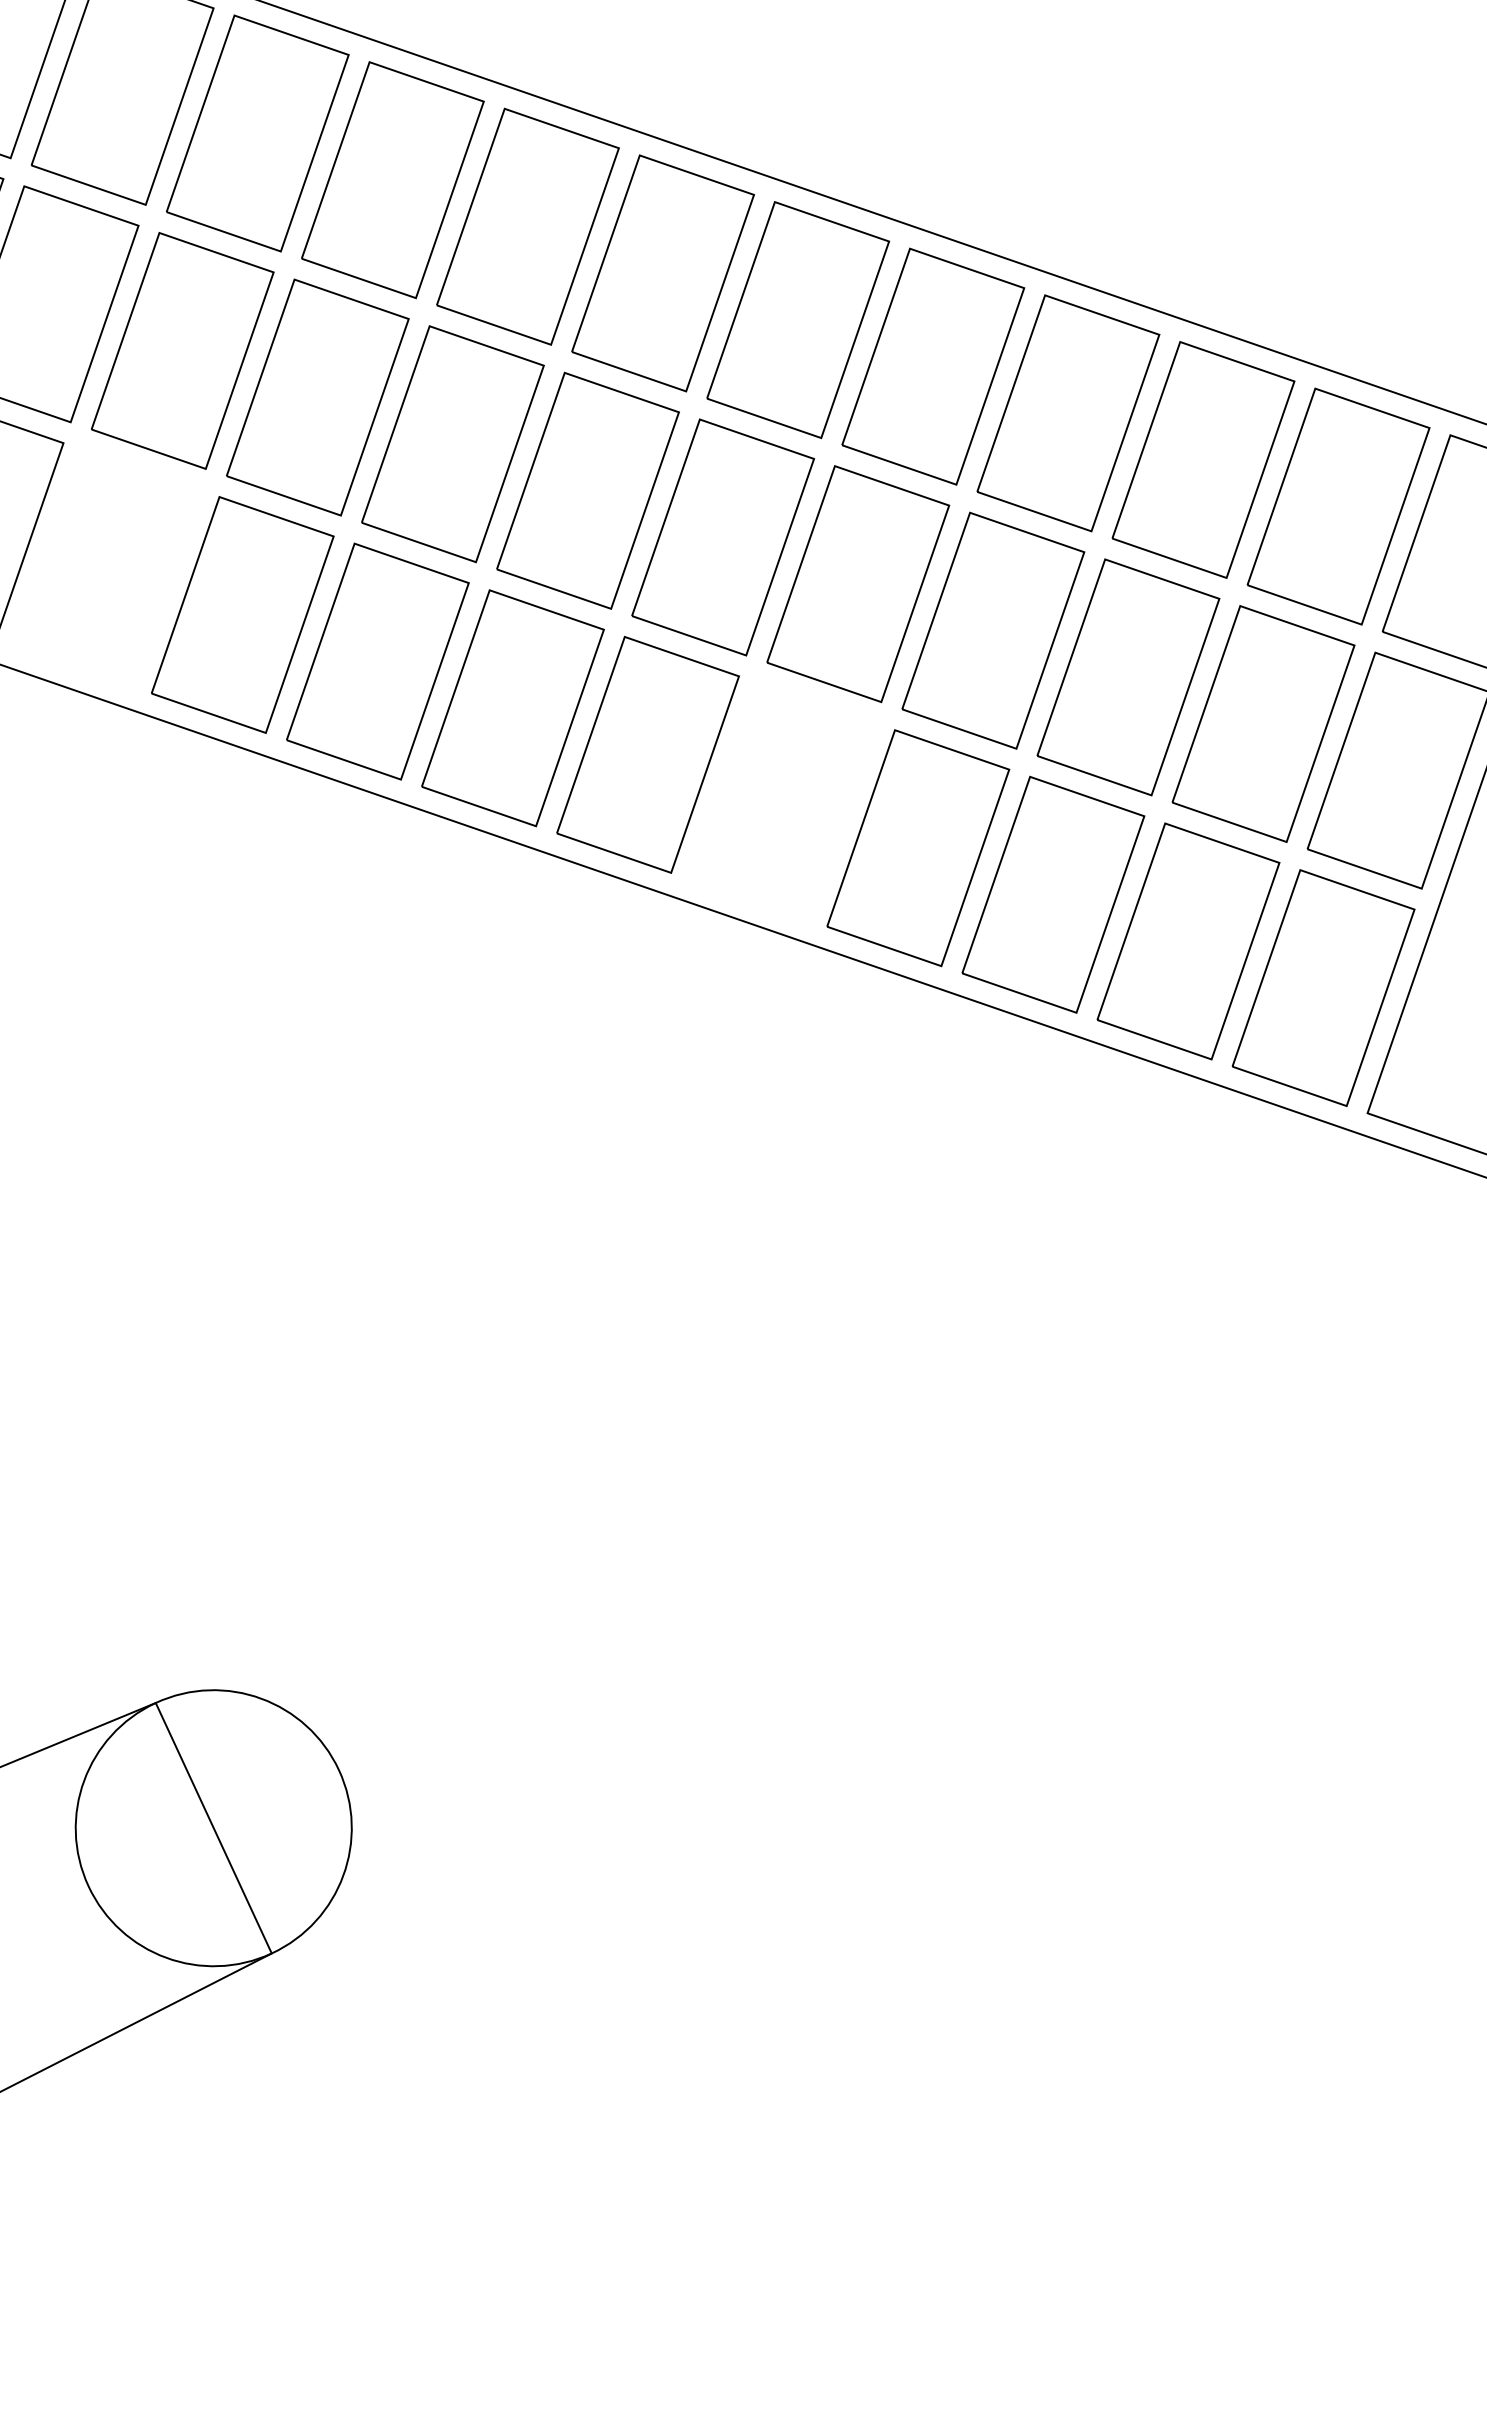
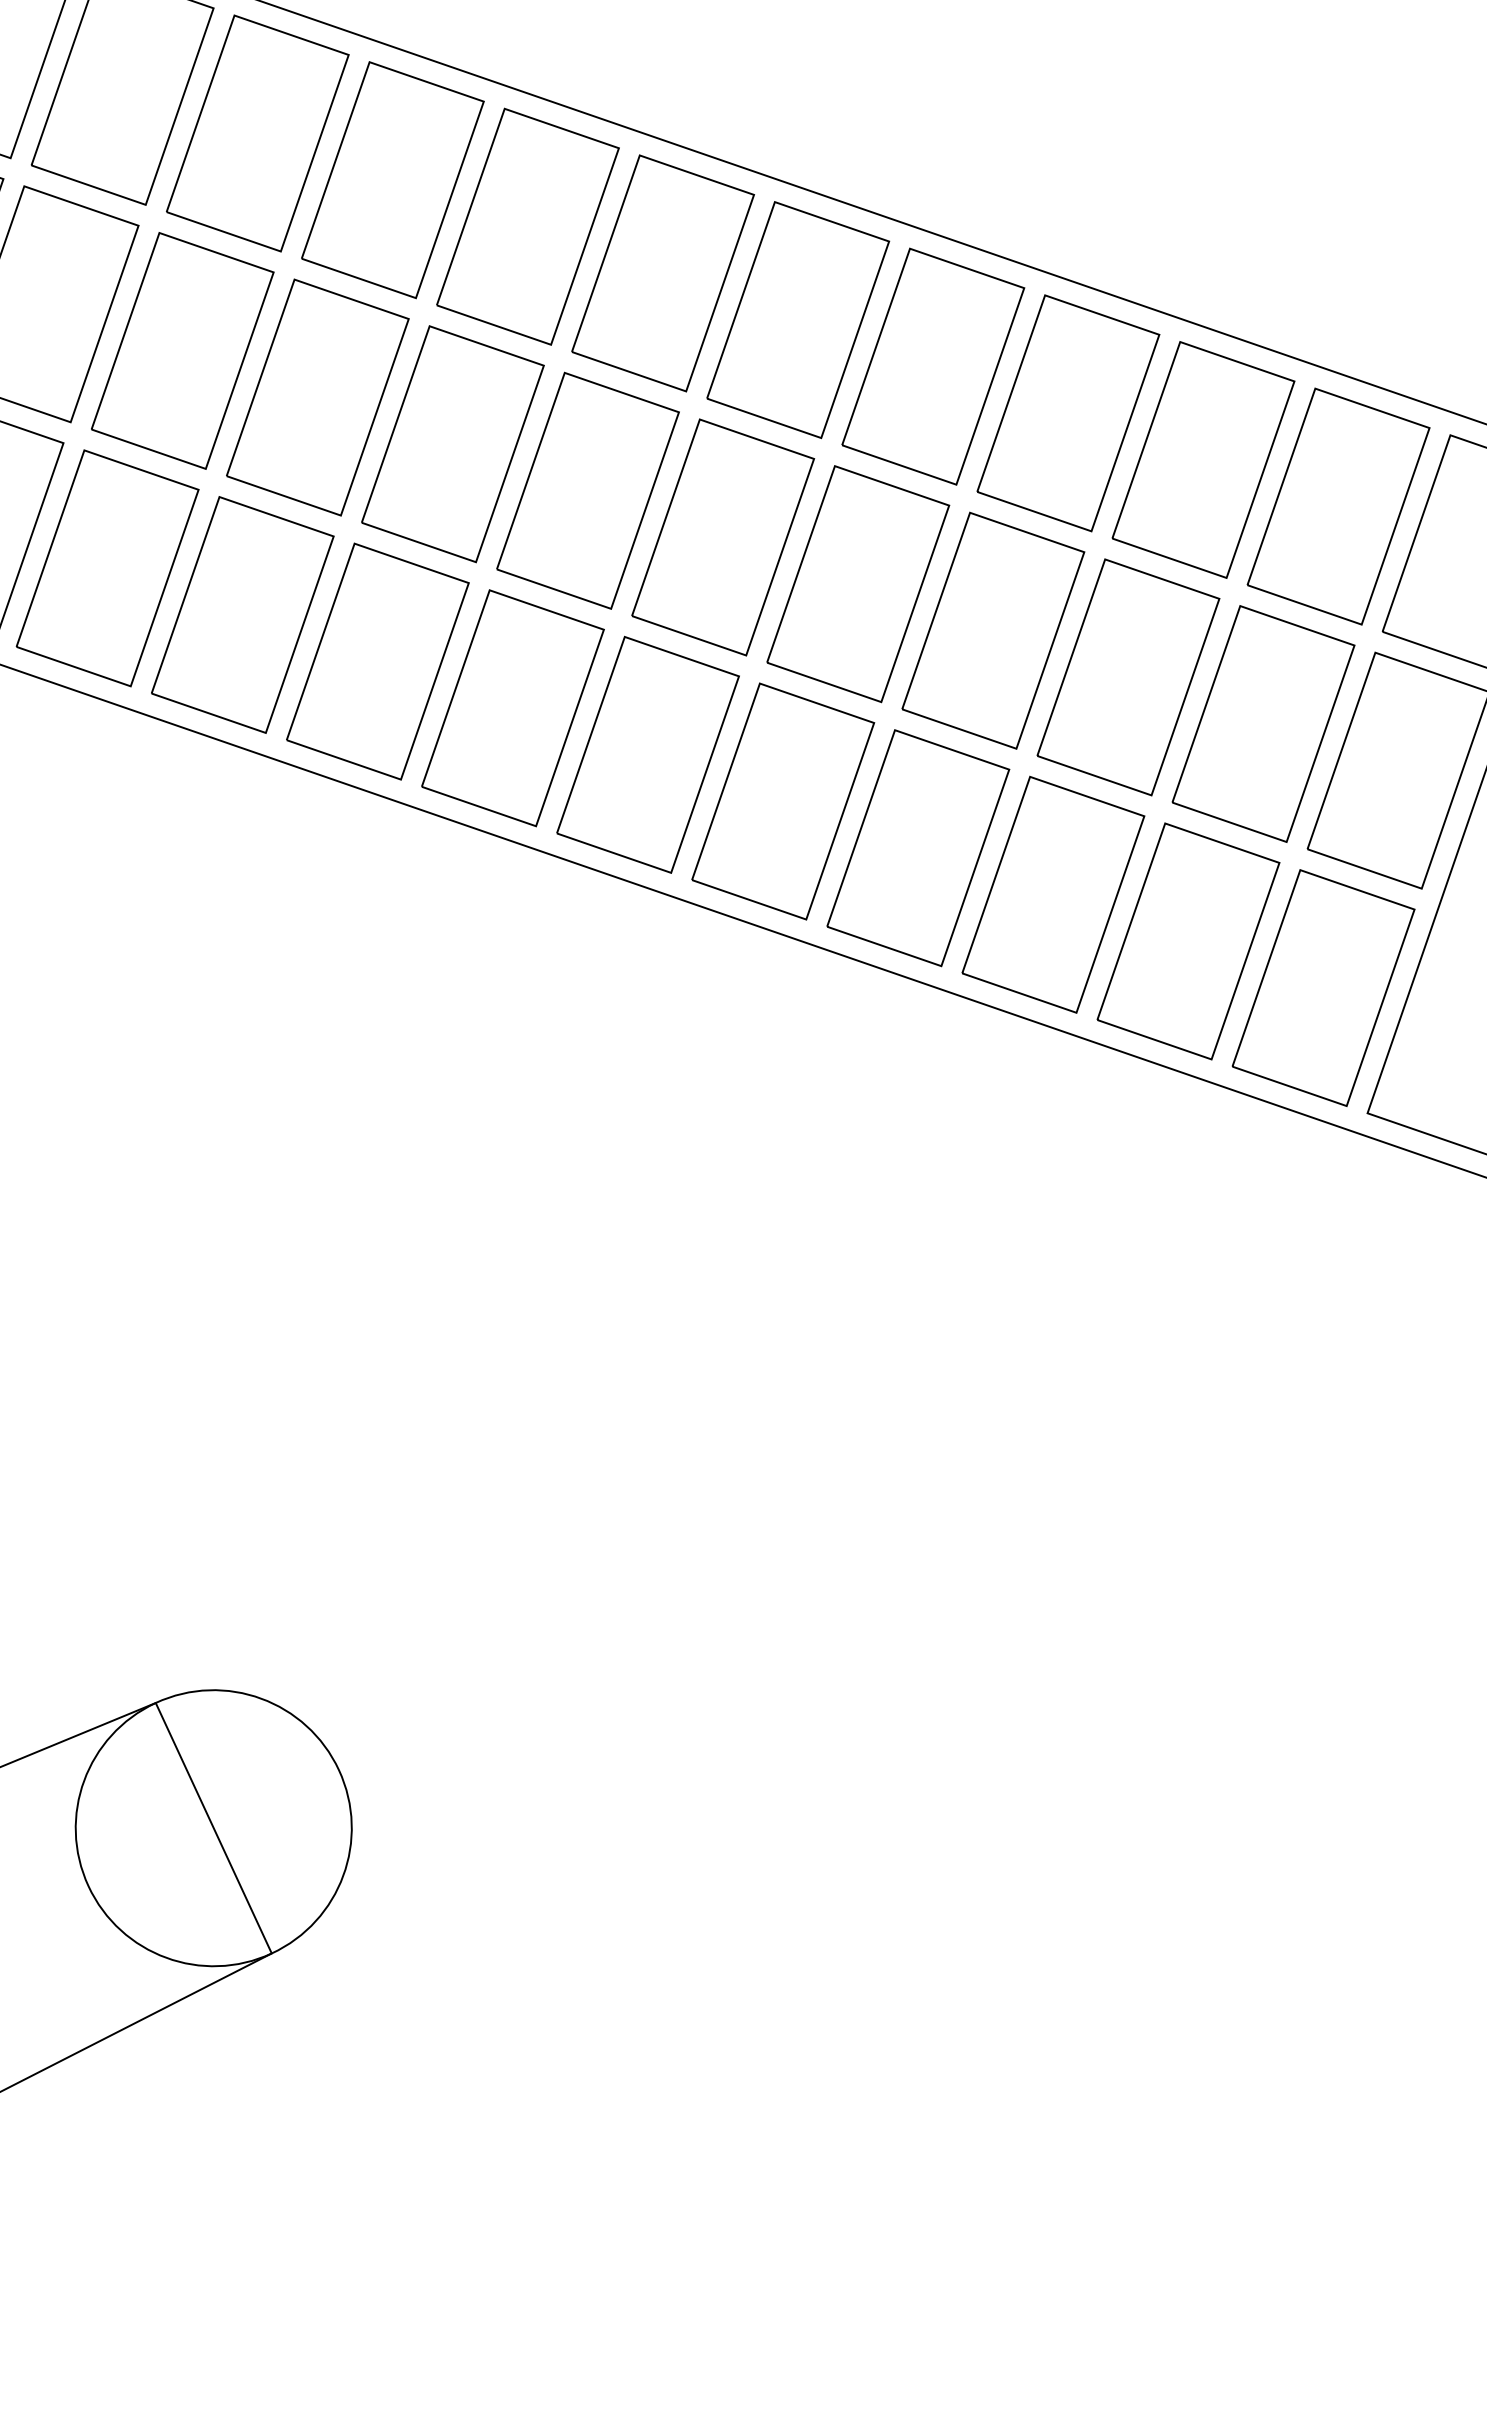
part: none -> present (107, 568)
part: none -> present (783, 801)
